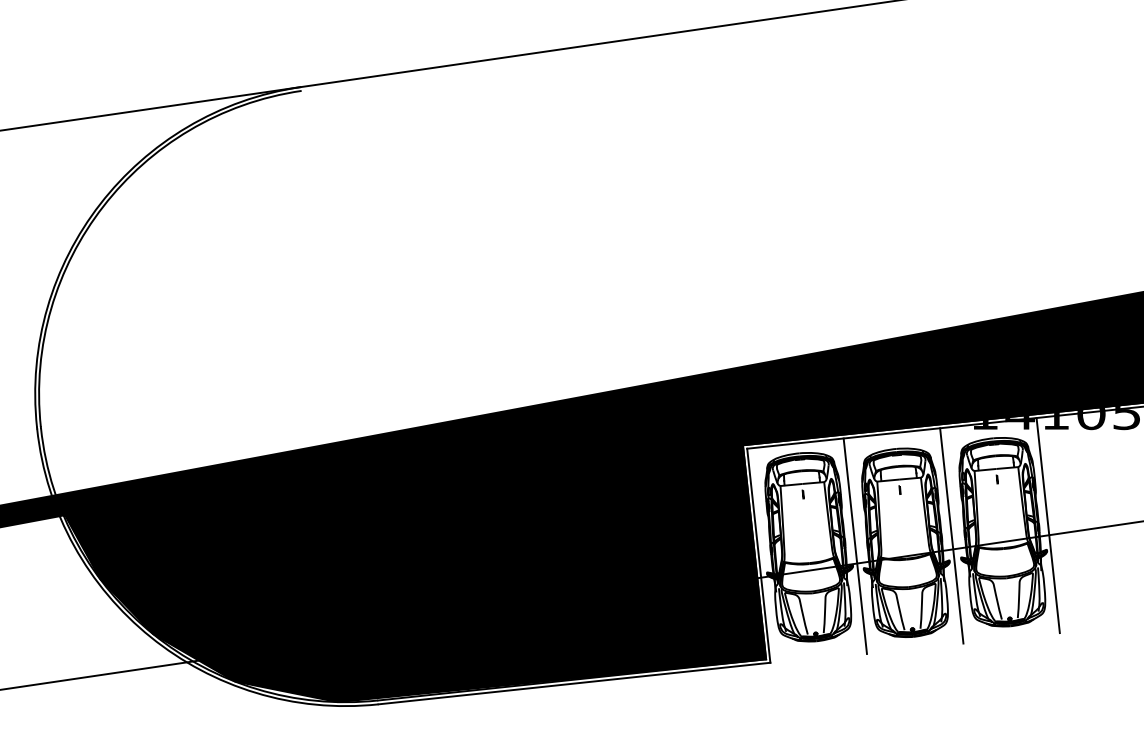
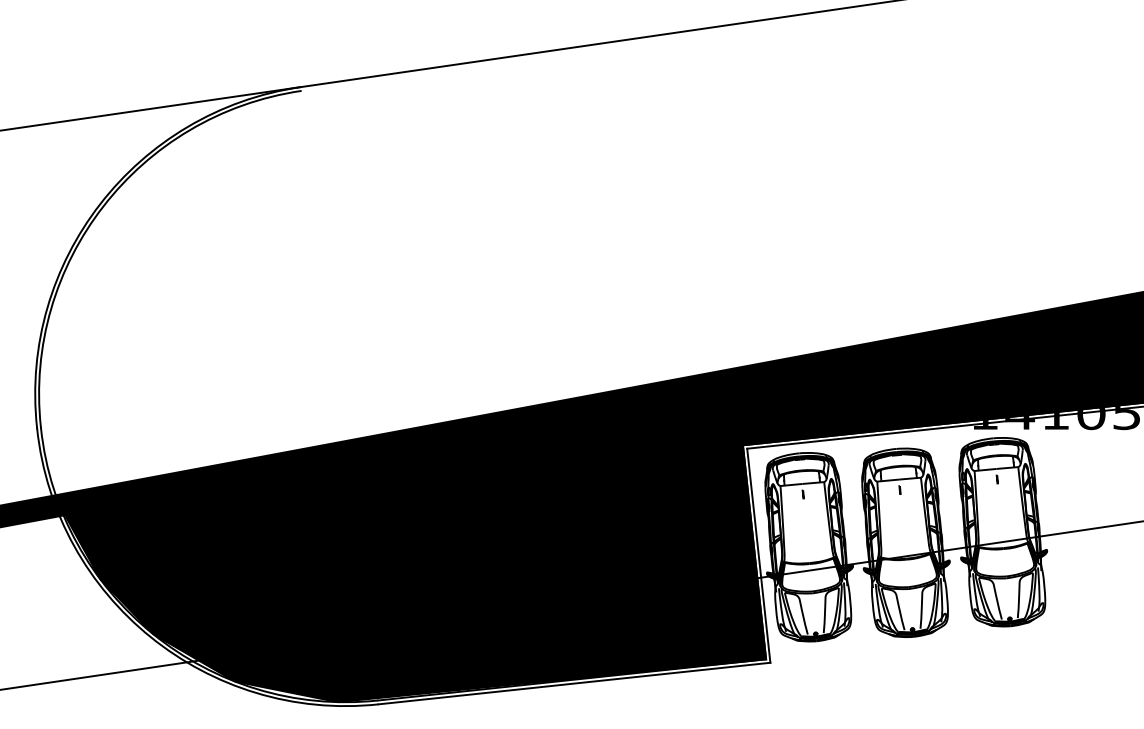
line: present -> none (1047, 525)
line: present -> none (951, 535)
line: present -> none (854, 545)
